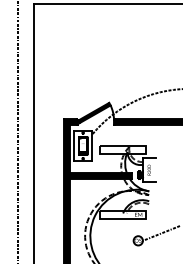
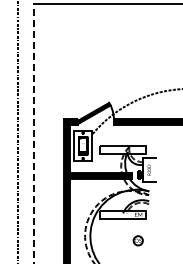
line: solid -> dashed (33, 133)
line: present -> none (160, 233)
